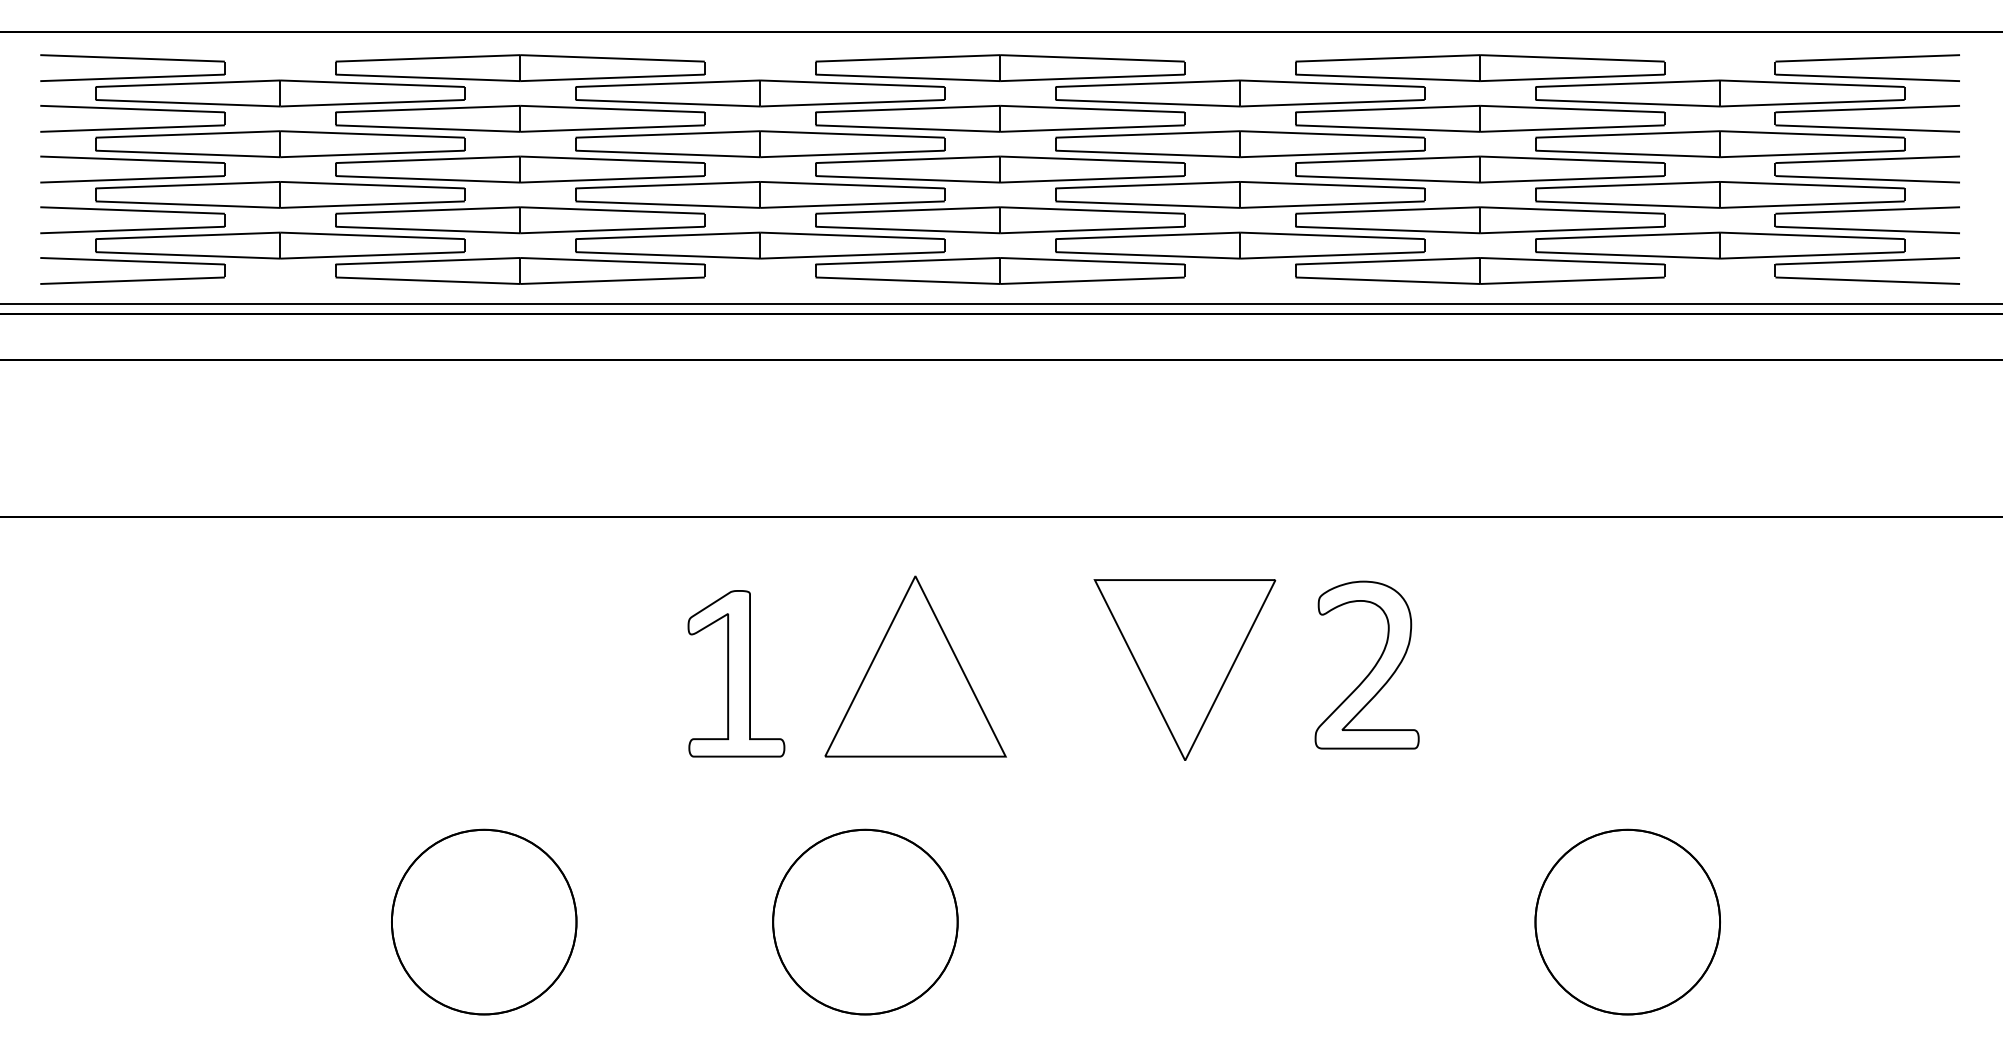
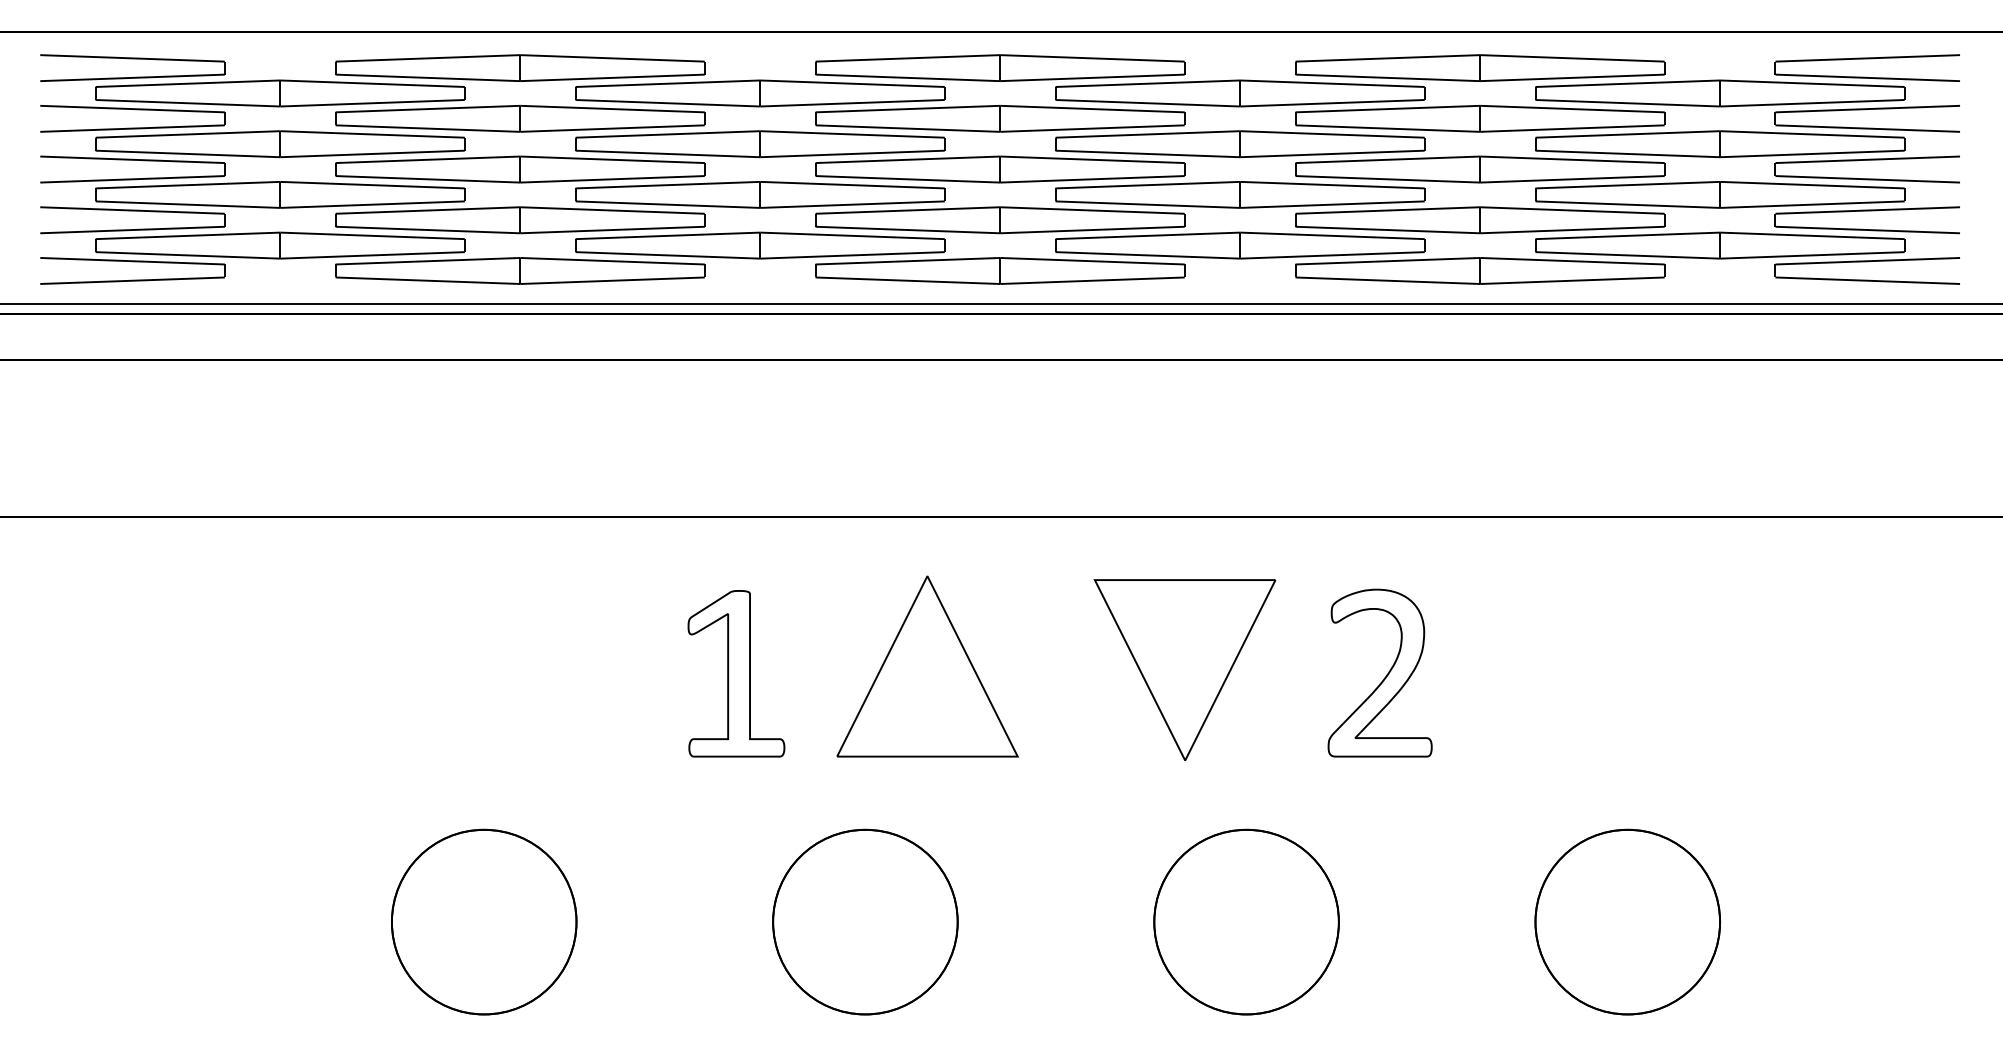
part position: (915, 666) -> (927, 666) (927, 666)
part position: (1371, 669) -> (1384, 677) (1384, 677)
part: none -> present (1246, 921)
